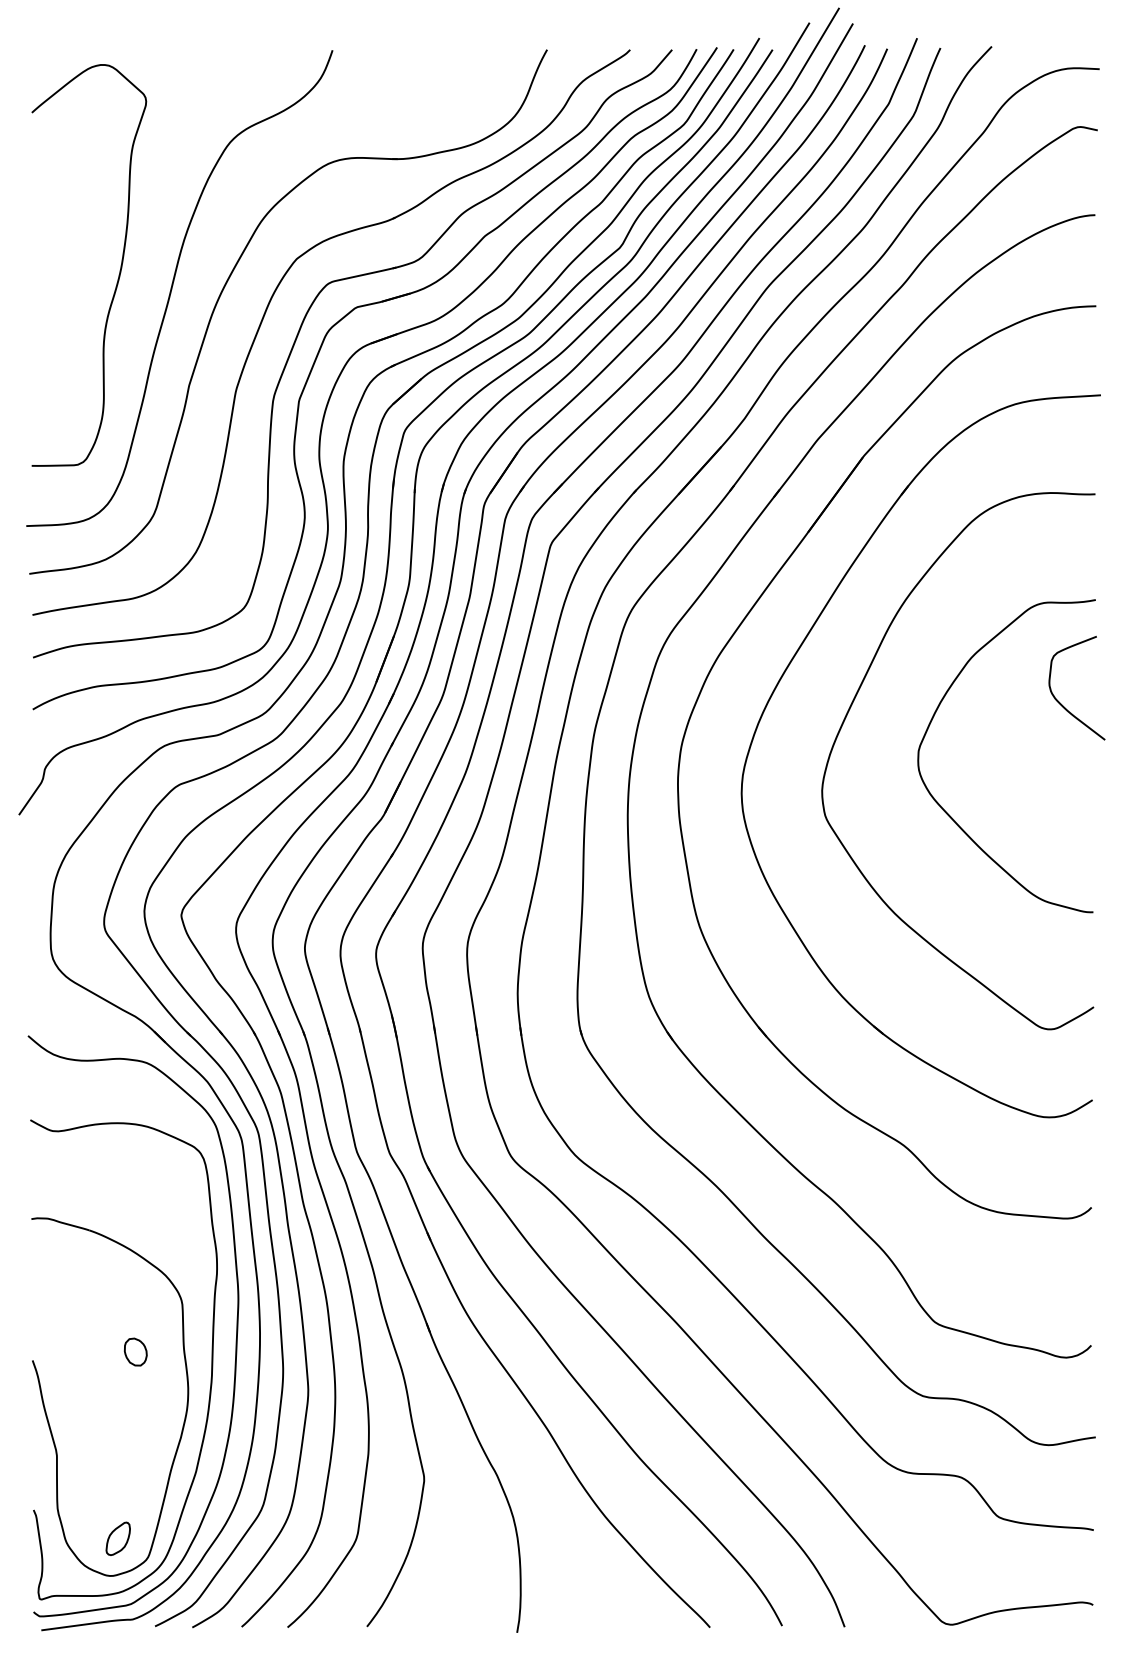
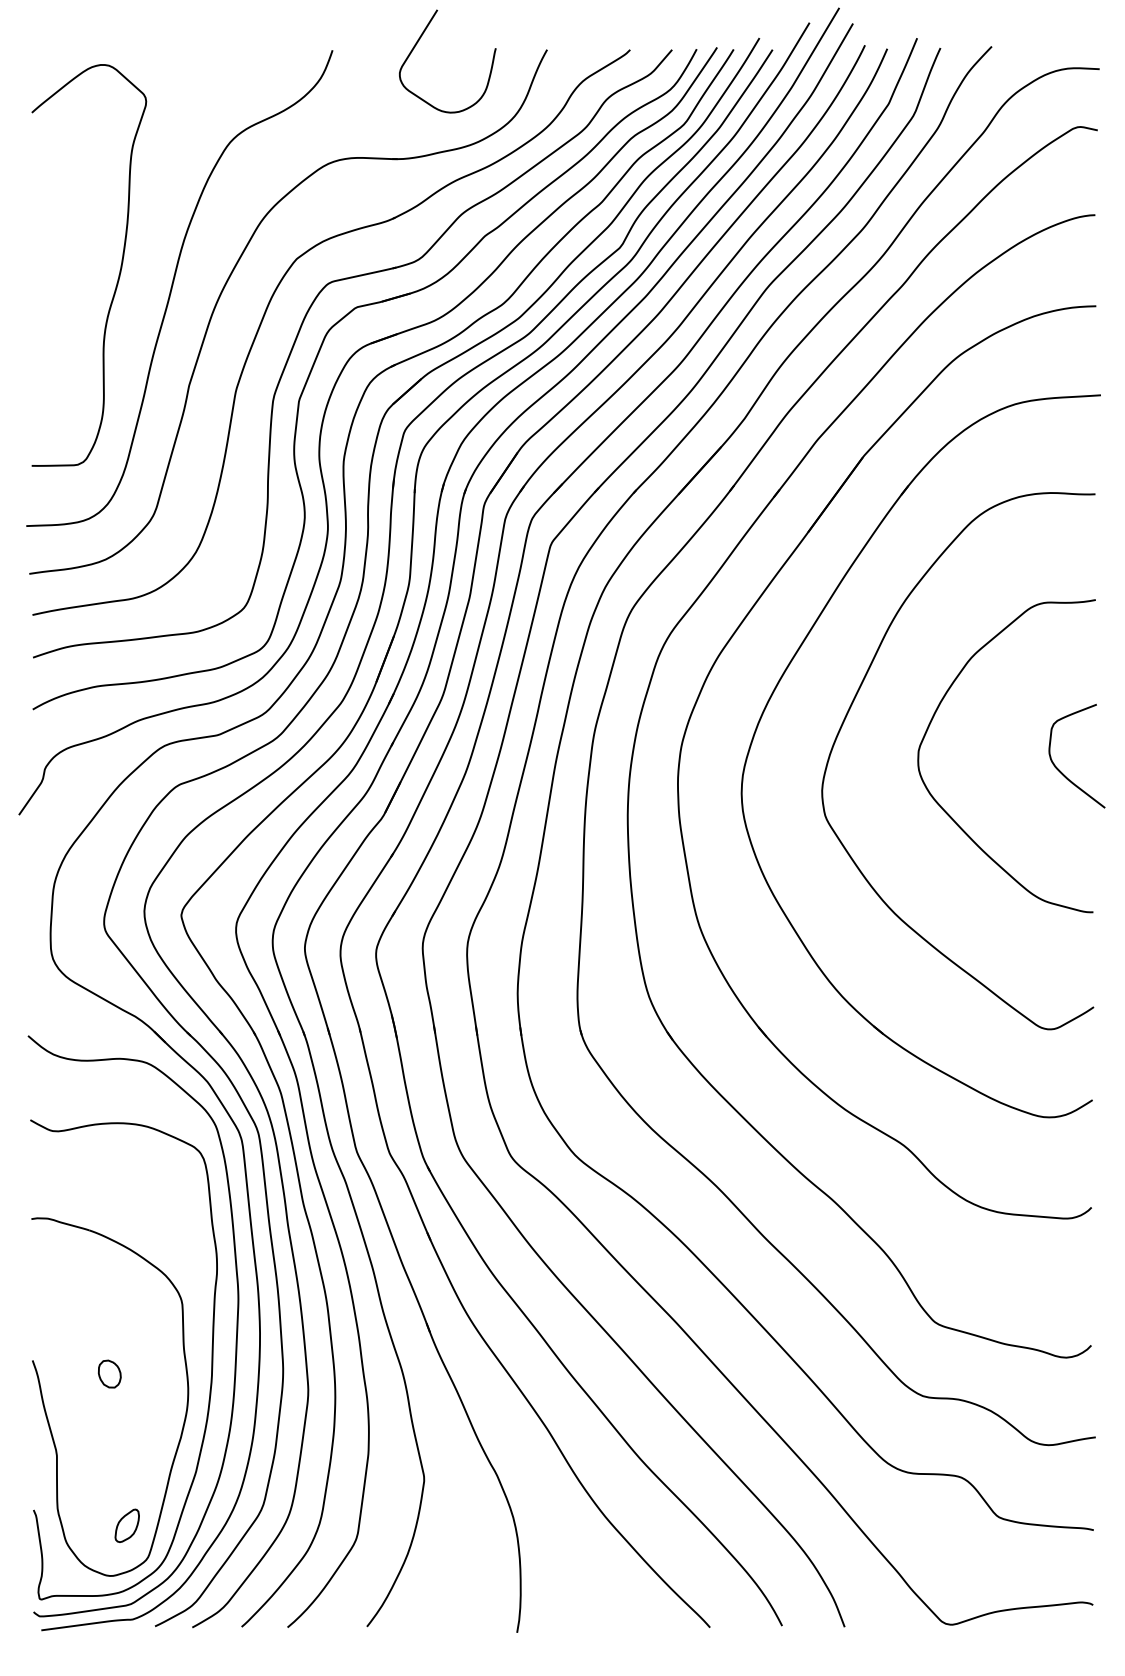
curve: none -> present (418, 42)
curve position: (1060, 702) -> (1060, 770) (1060, 770)
part position: (135, 1351) -> (109, 1373) (109, 1373)
part position: (117, 1538) -> (126, 1525) (126, 1525)
